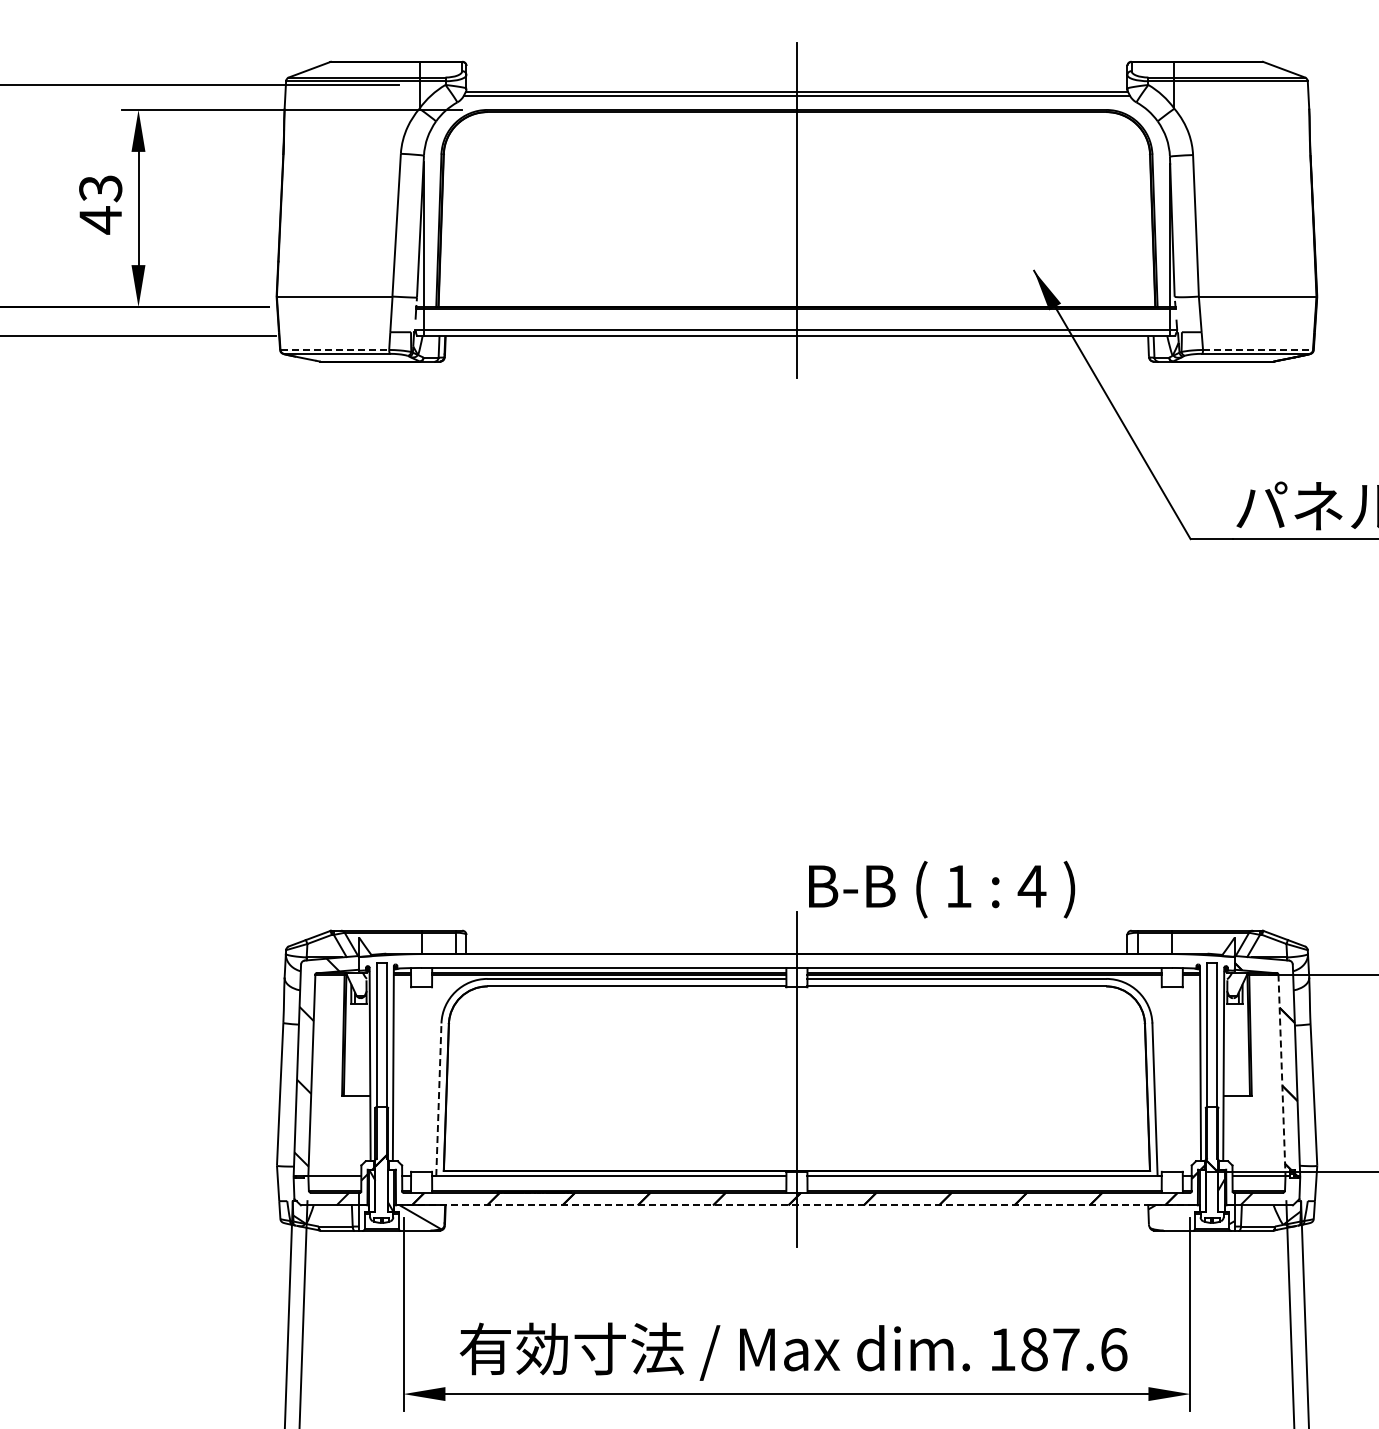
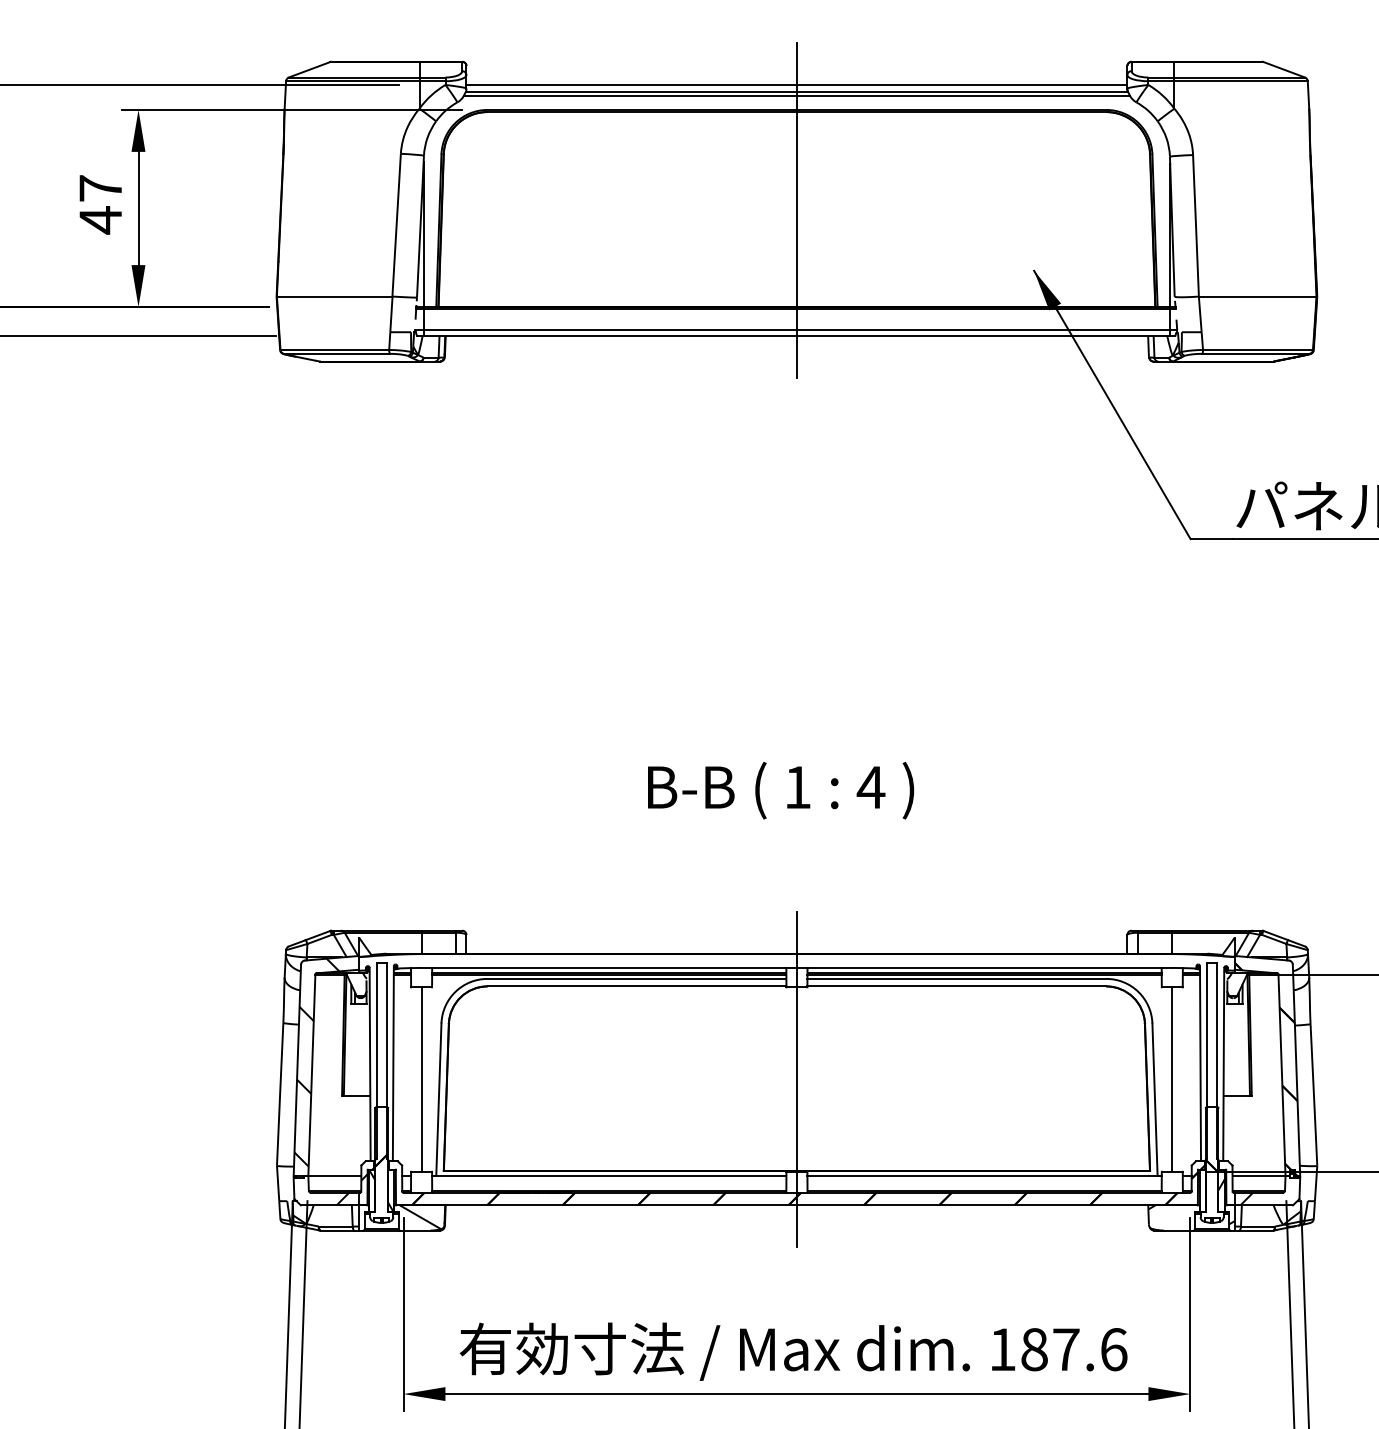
line: none -> present (796, 84)
text: 43 -> 47 (100, 188)
line: dashed -> solid (335, 349)
line: dashed -> solid (1258, 349)
text position: (942, 889) -> (781, 790) (781, 790)
line: dashed -> solid (1282, 1075)
line: none -> present (422, 1079)
line: none -> present (1171, 1079)
line: dashed -> solid (438, 1099)
line: dashed -> solid (796, 1205)
